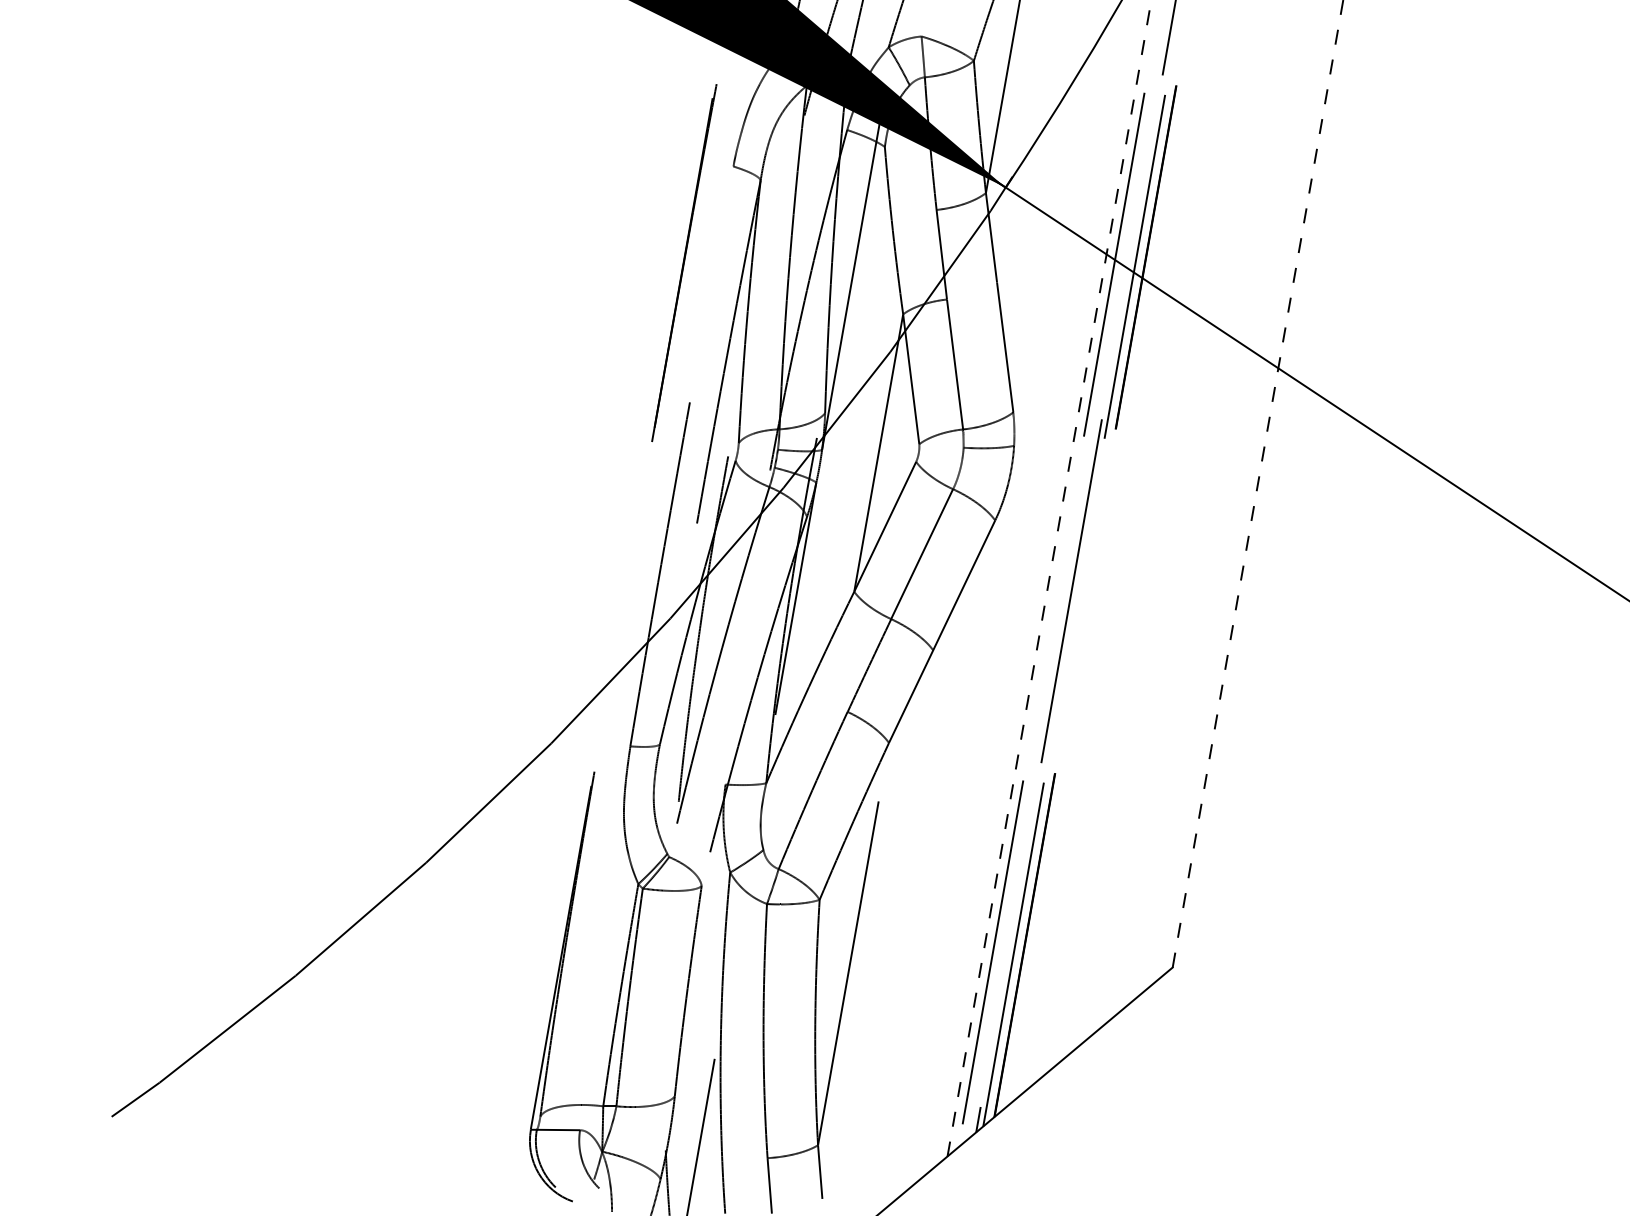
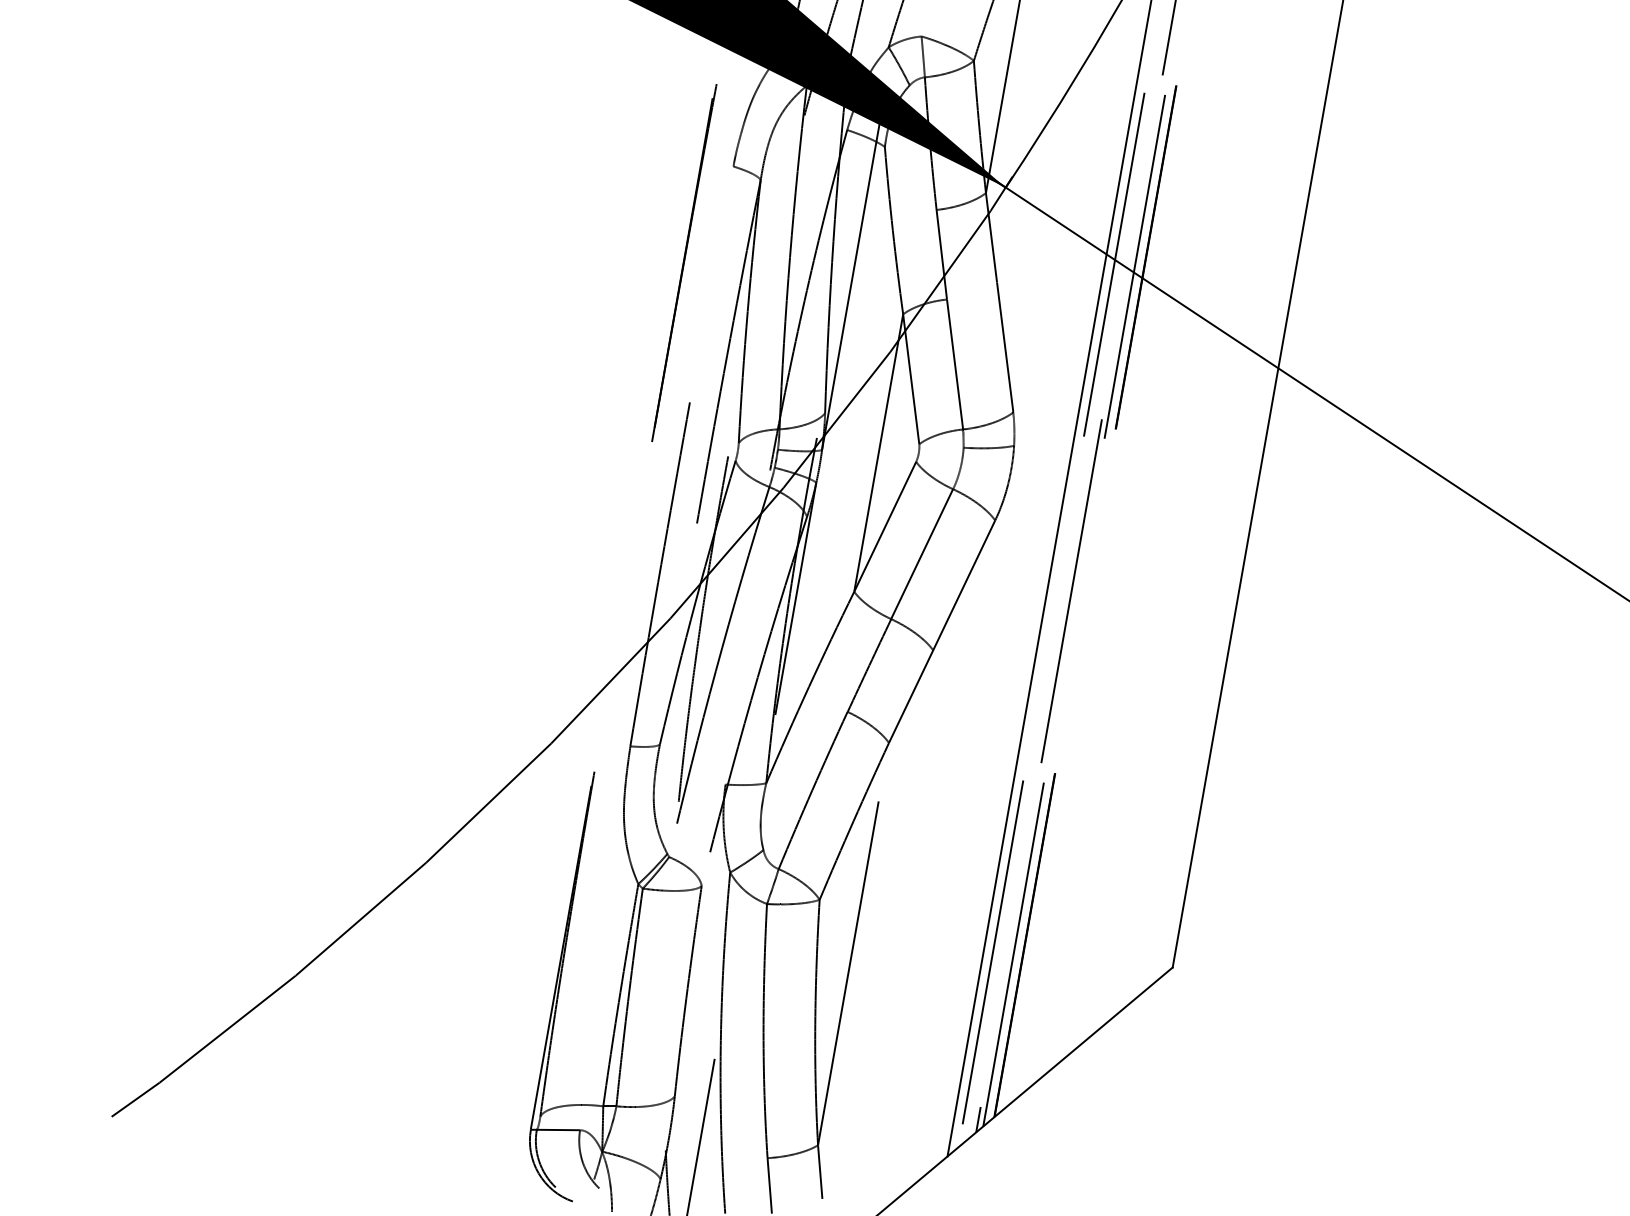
line: dashed -> solid (1257, 484)
line: dashed -> solid (1049, 578)
